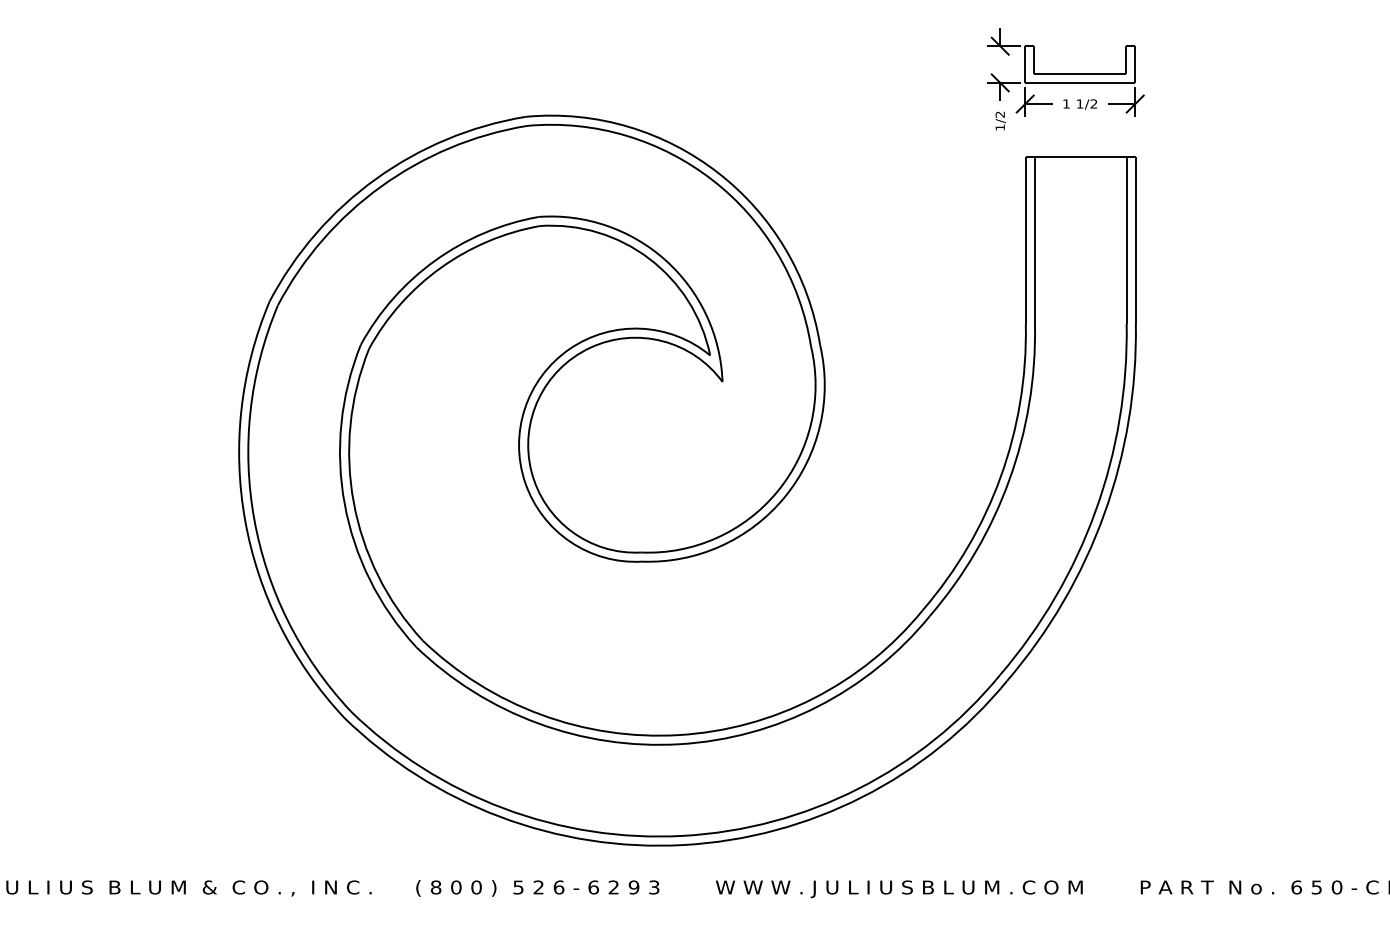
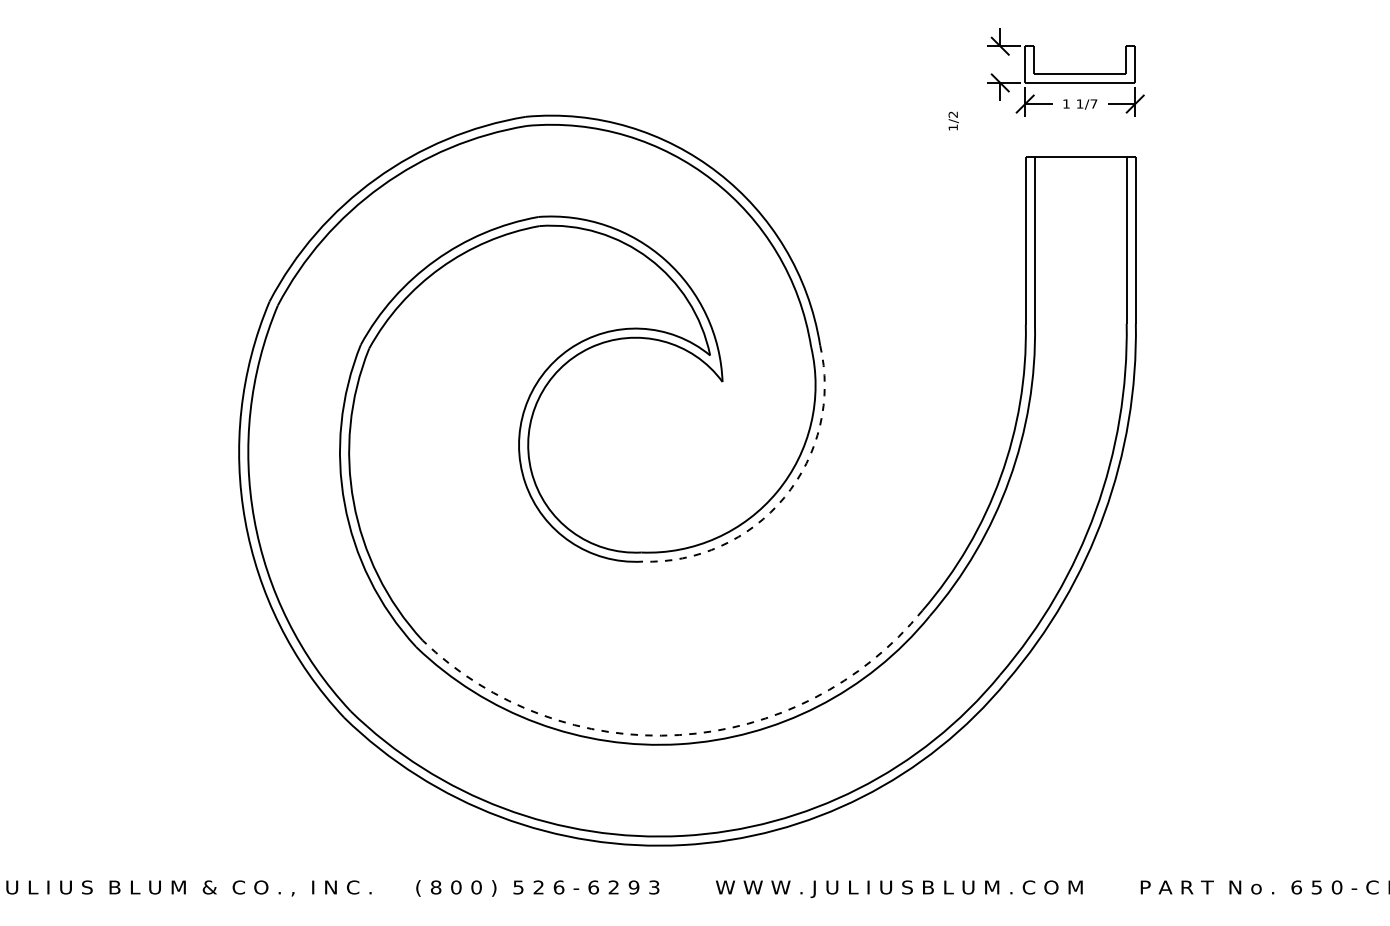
text: 1/2 -> 1/7 (1093, 103)
text position: (1000, 120) -> (953, 120) (953, 120)
arc: solid -> dashed (784, 497)
arc: solid -> dashed (679, 735)
